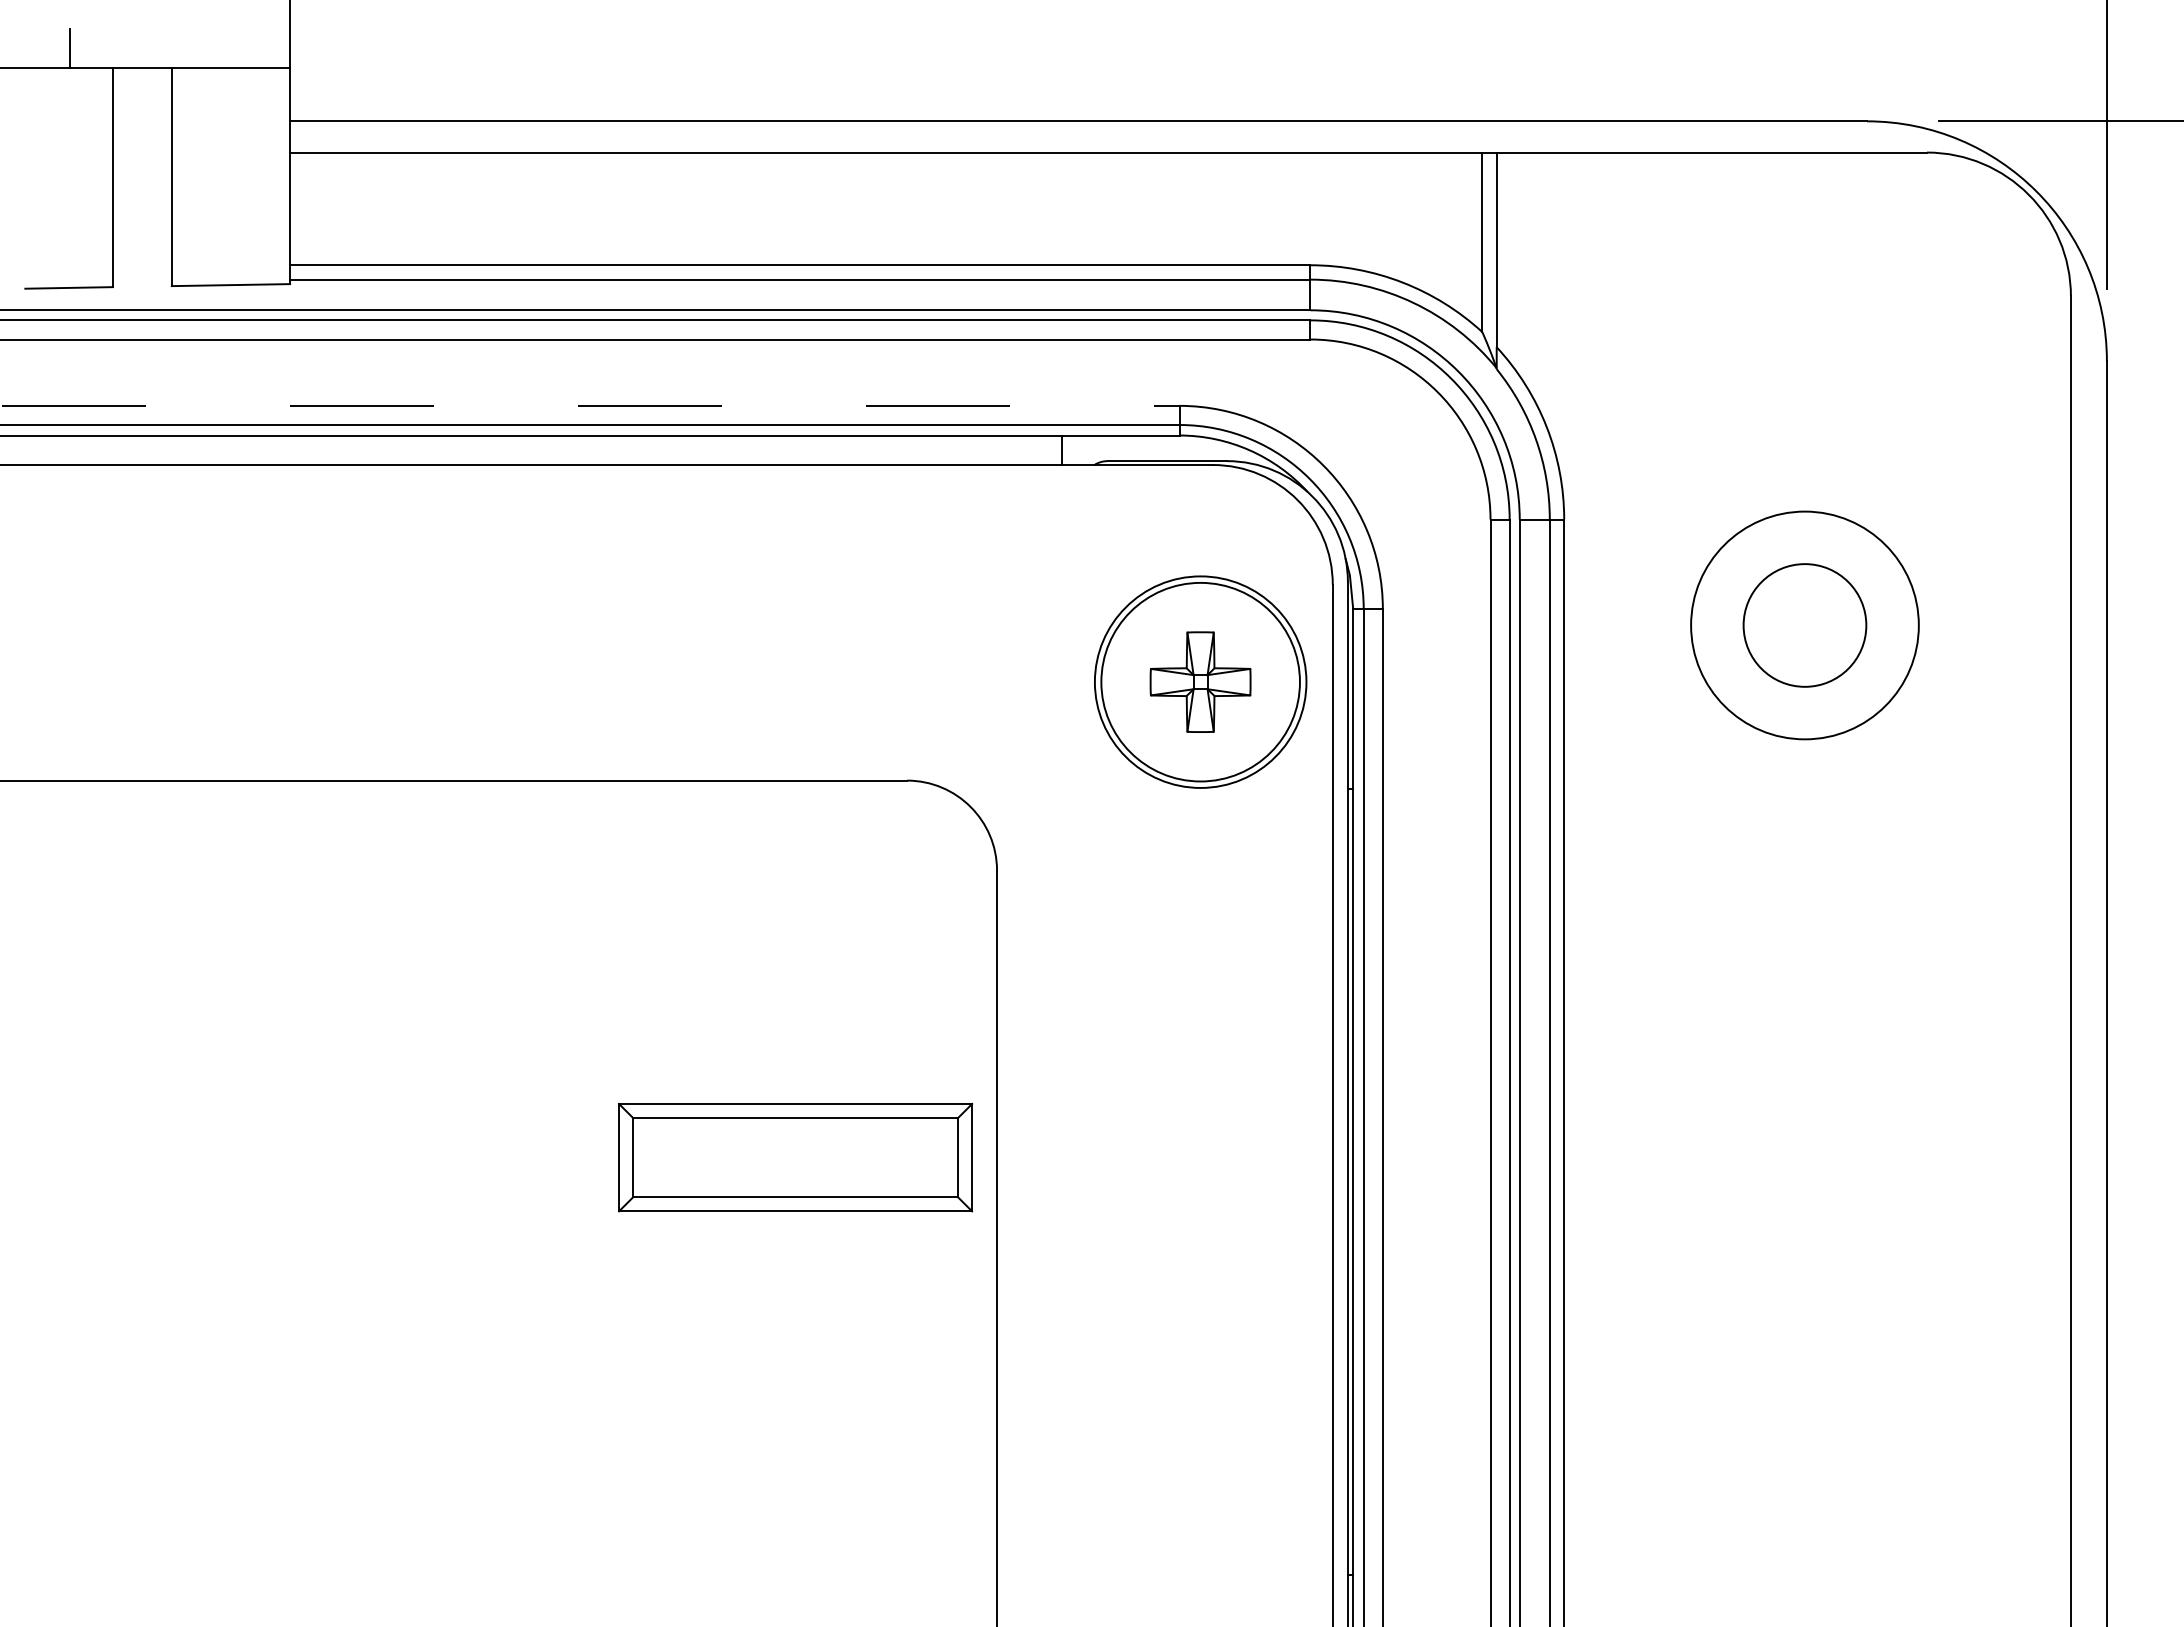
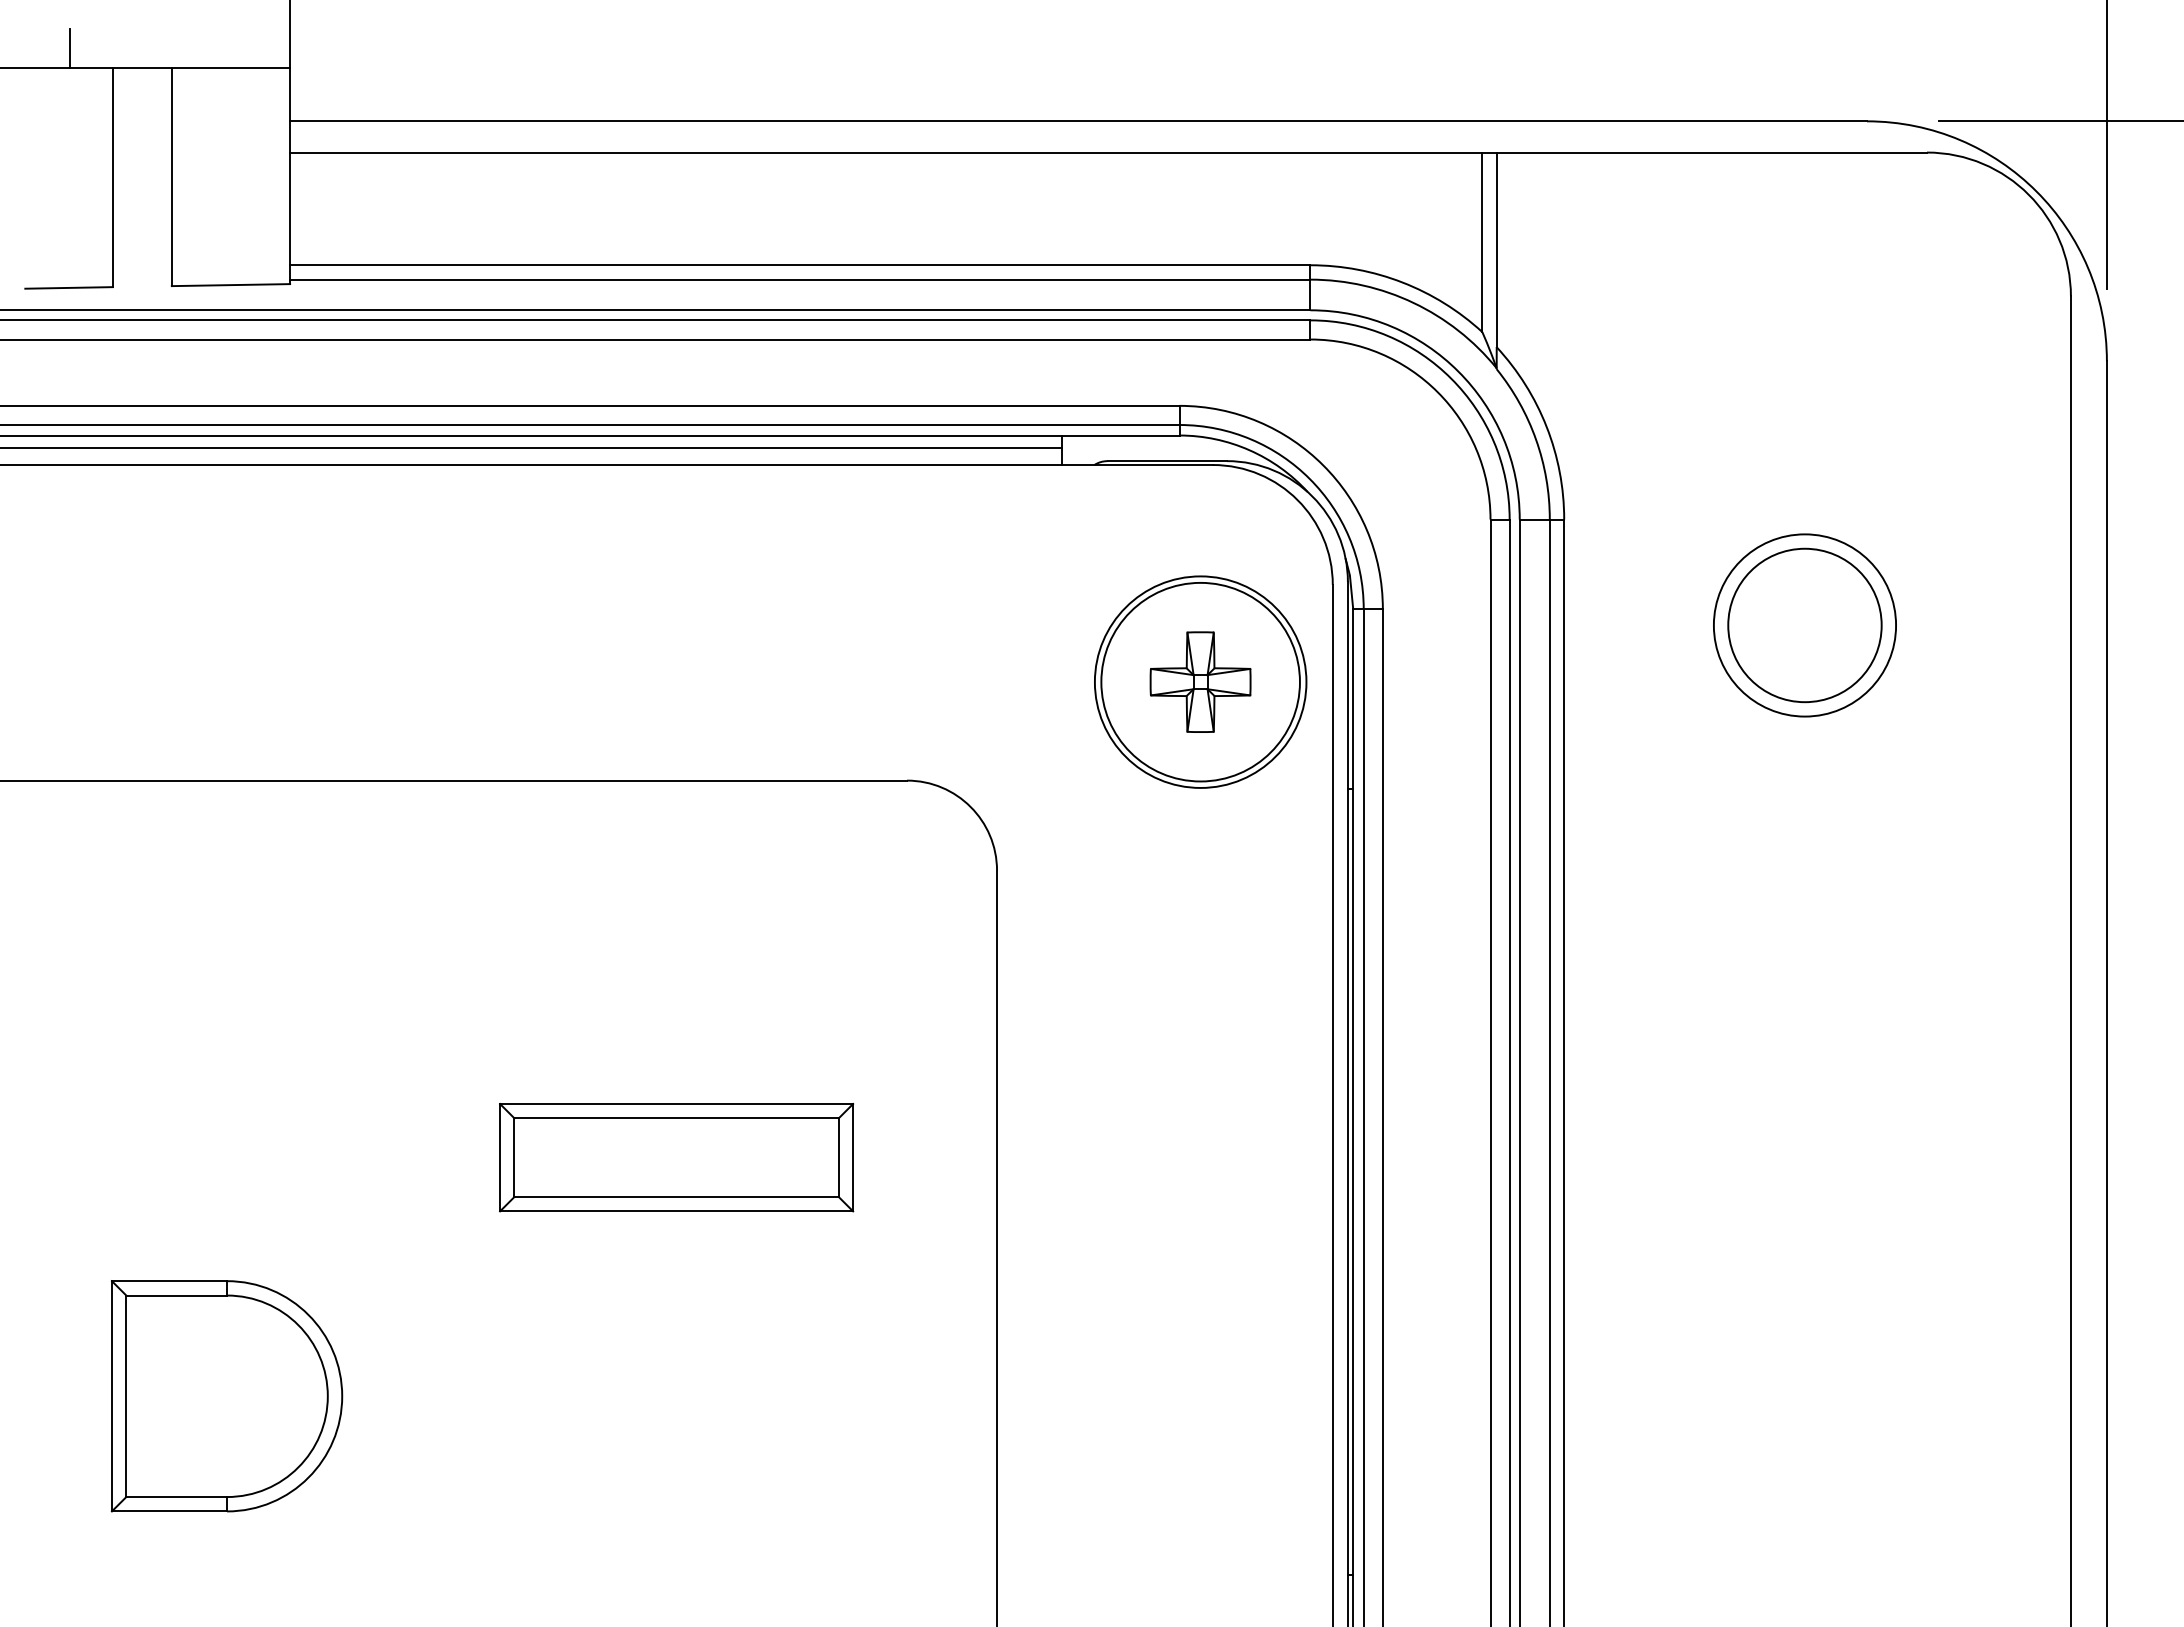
line: dashed -> solid (590, 405)
line: none -> present (531, 447)
circle diameter: 123 px -> 153 px (1804, 625)
circle diameter: 228 px -> 182 px (1804, 625)
part position: (795, 1157) -> (676, 1157) (676, 1157)
part: none -> present (226, 1396)
